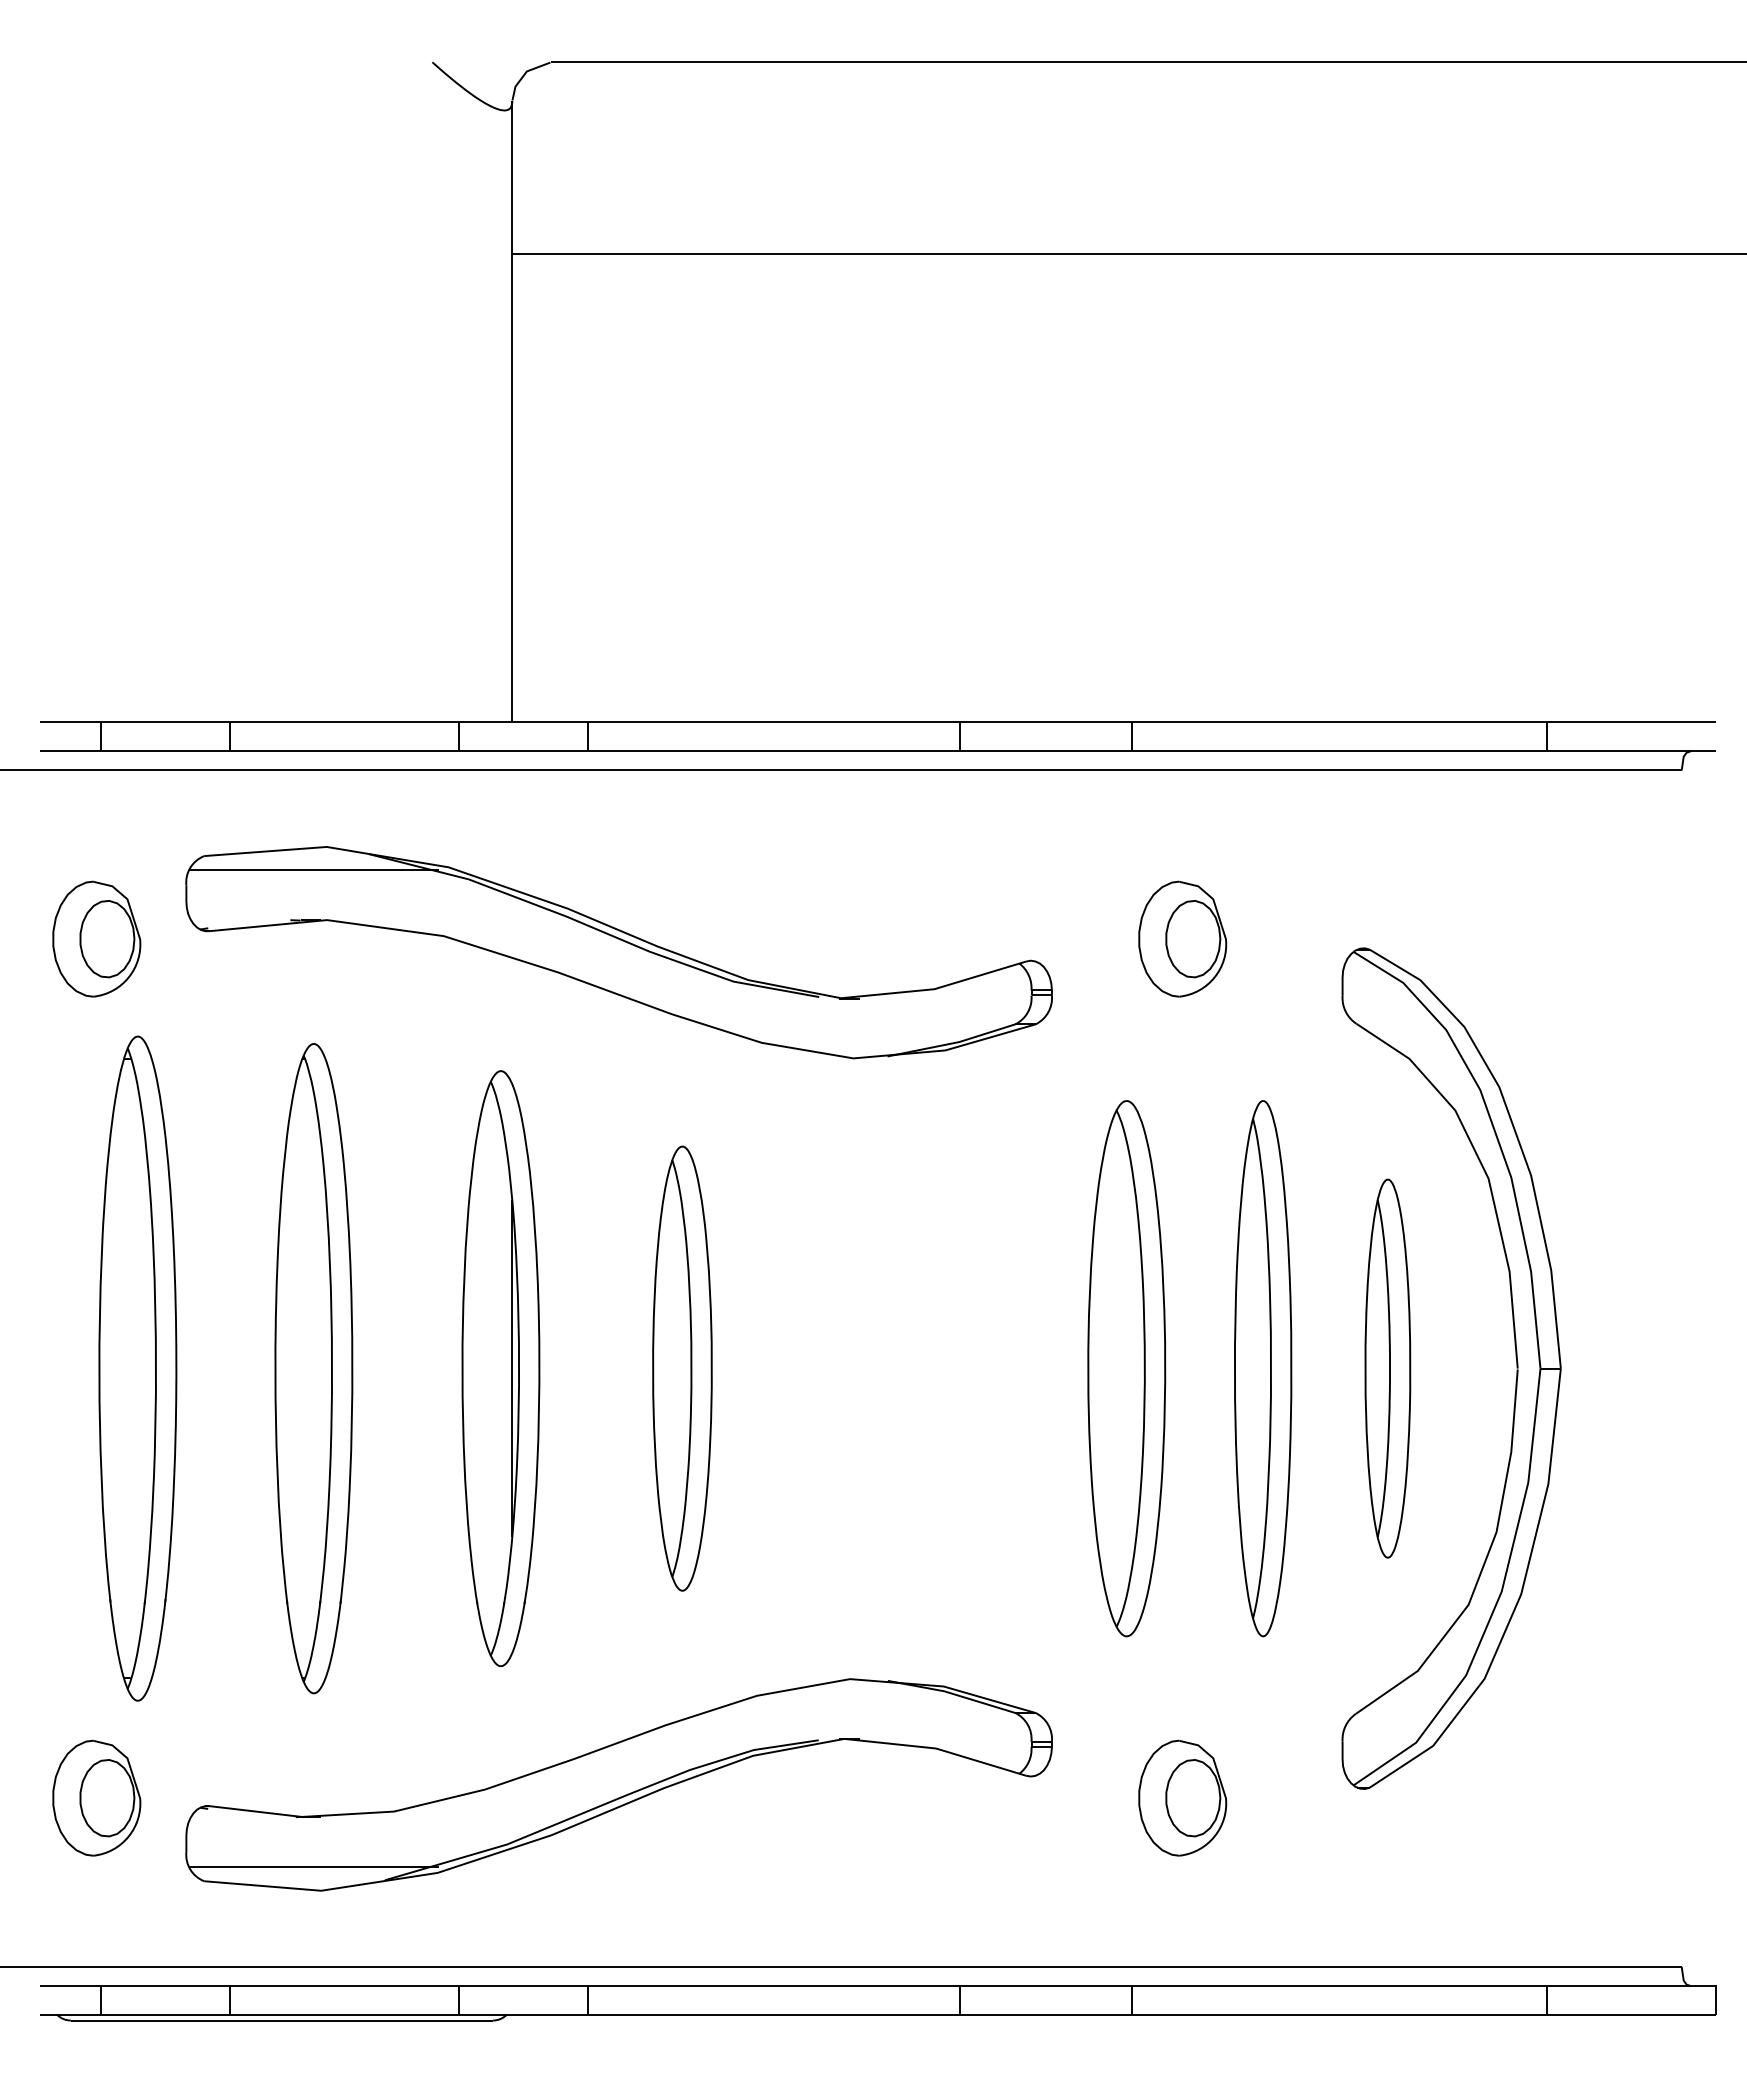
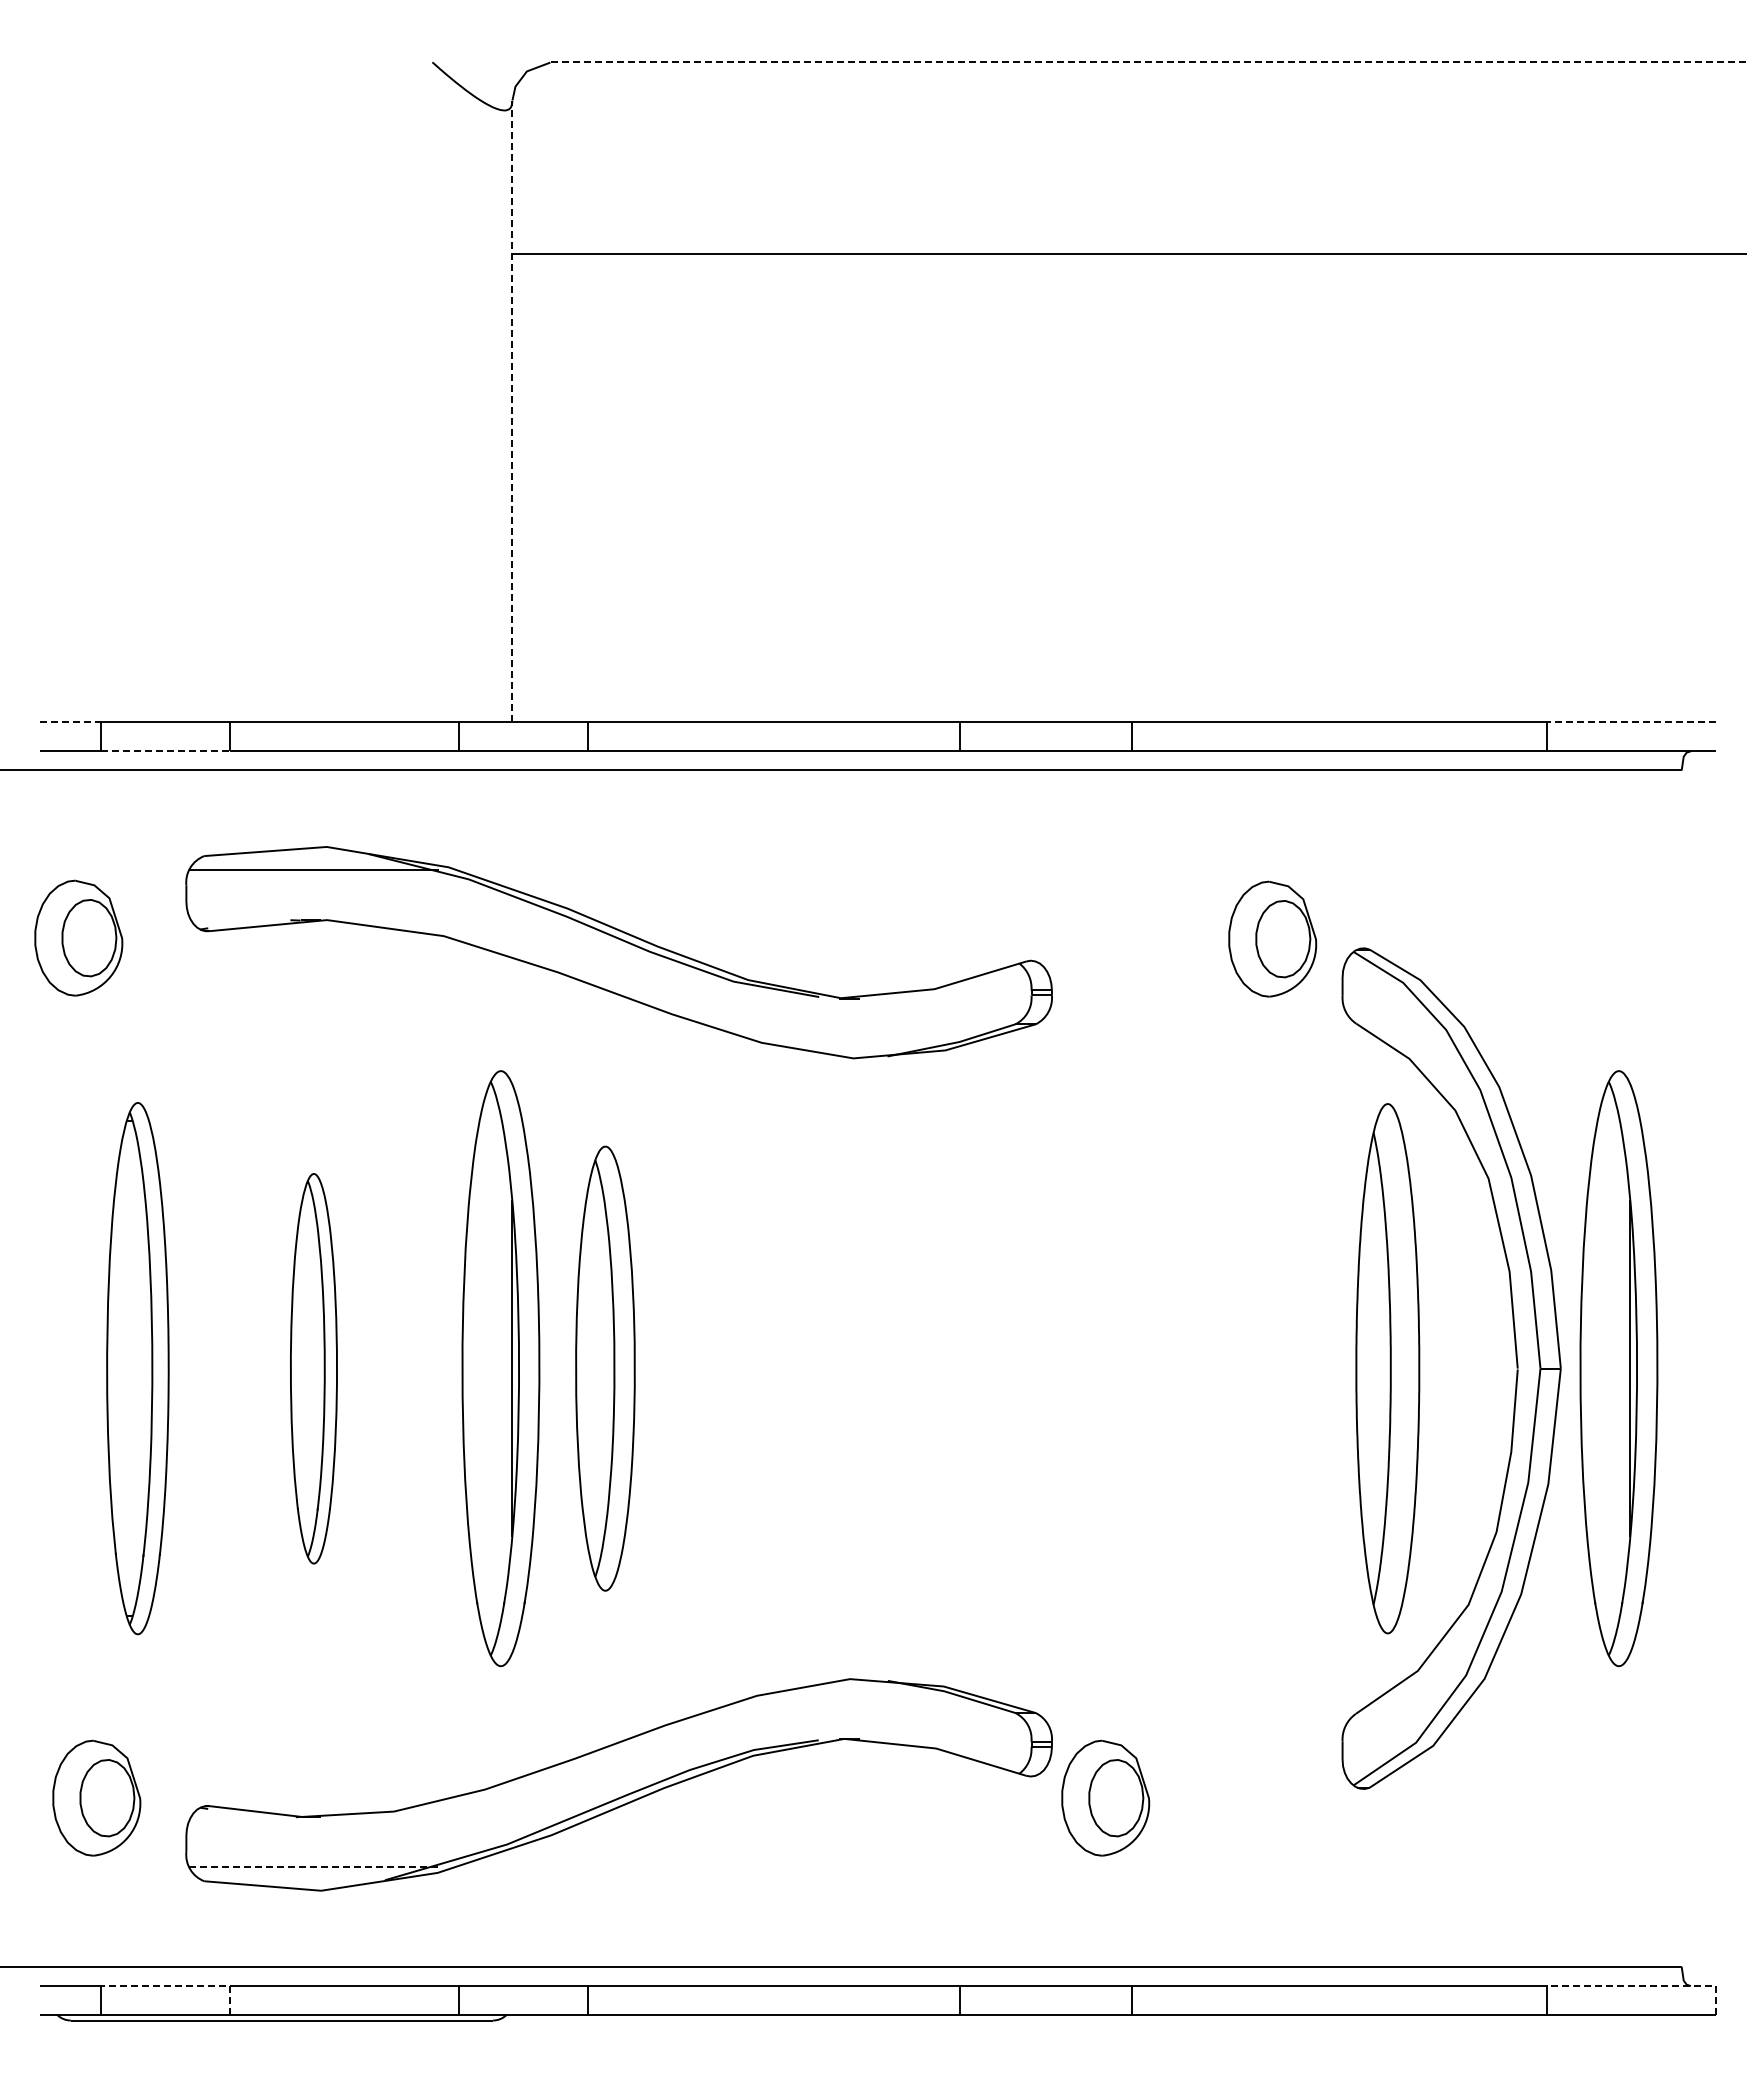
line: solid -> dashed (1148, 62)
line: solid -> dashed (512, 411)
line: solid -> dashed (70, 722)
line: solid -> dashed (1631, 722)
line: solid -> dashed (165, 751)
part position: (96, 938) -> (78, 937) (78, 937)
part position: (1182, 938) -> (1272, 938) (1272, 938)
part size: 80x667 px -> 64x534 px (137, 1368)
part size: 80x652 px -> 48x392 px (313, 1368)
part position: (682, 1368) -> (605, 1368) (605, 1368)
part: present -> none (1126, 1368)
part: present -> none (1263, 1368)
part size: 48x381 px -> 66x532 px (1387, 1368)
part: none -> present (1618, 1368)
part position: (1182, 1797) -> (1105, 1797) (1105, 1797)
line: solid -> dashed (314, 1866)
line: solid -> dashed (180, 1986)
line: solid -> dashed (1646, 1986)
